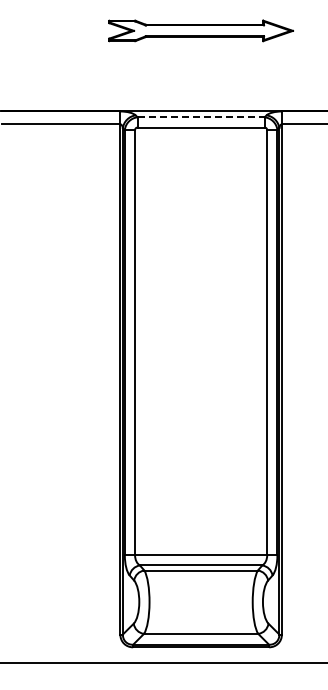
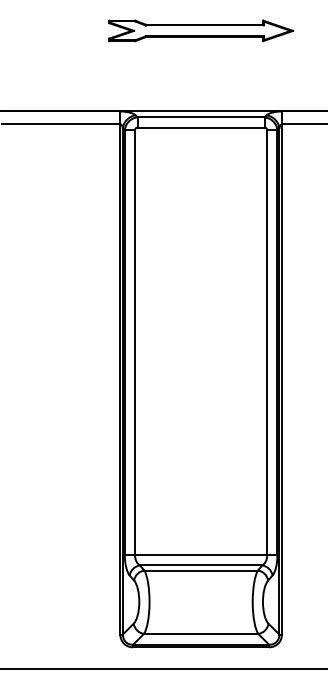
line: dashed -> solid (201, 117)
line position: (163, 663) -> (163, 669) (163, 669)
